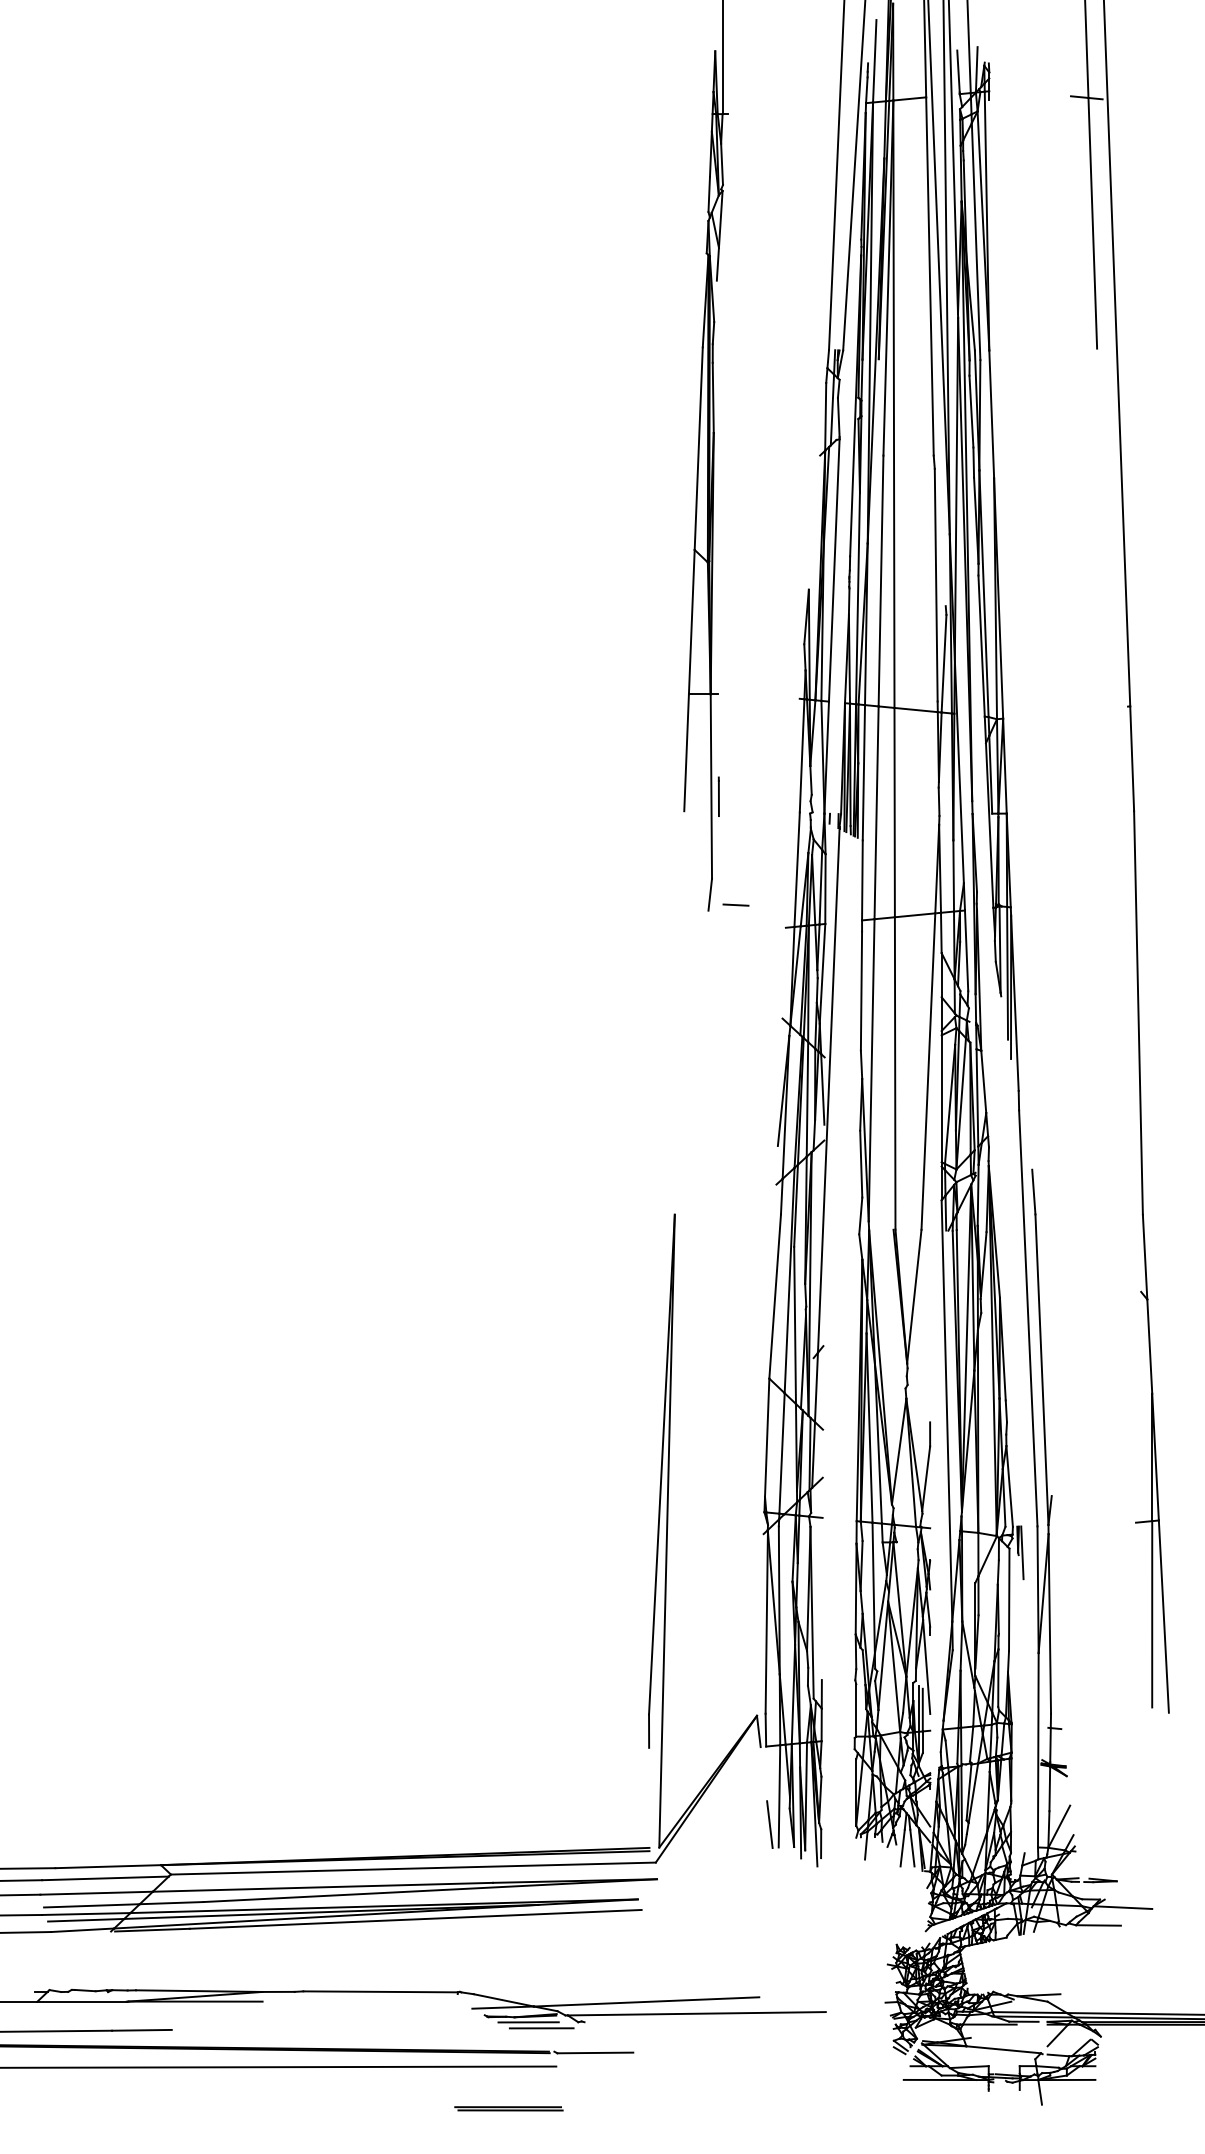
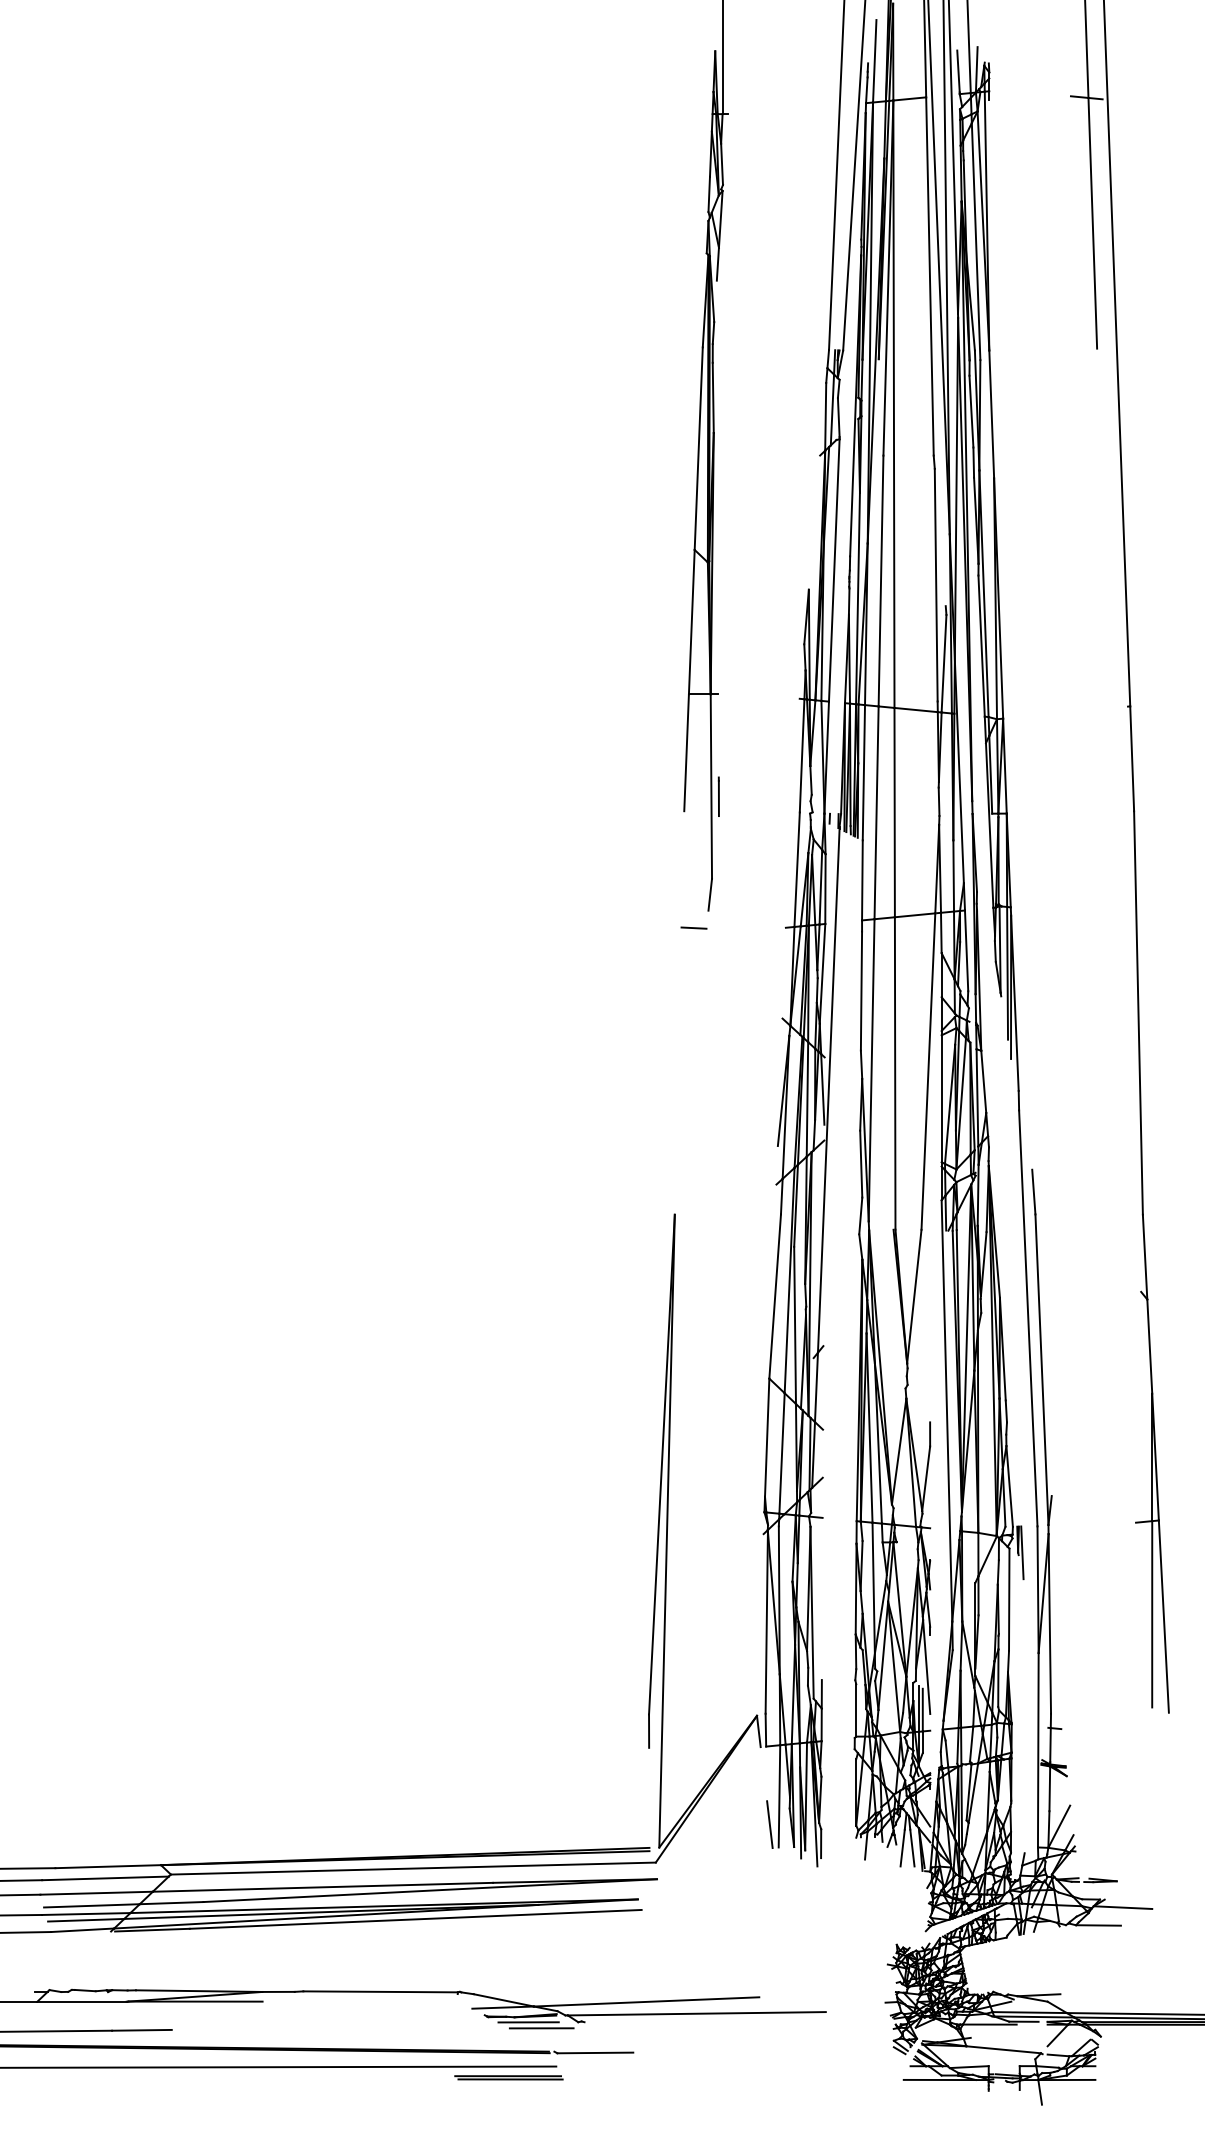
line position: (735, 904) -> (693, 927) (693, 927)
part position: (508, 2108) -> (508, 2077) (508, 2077)
